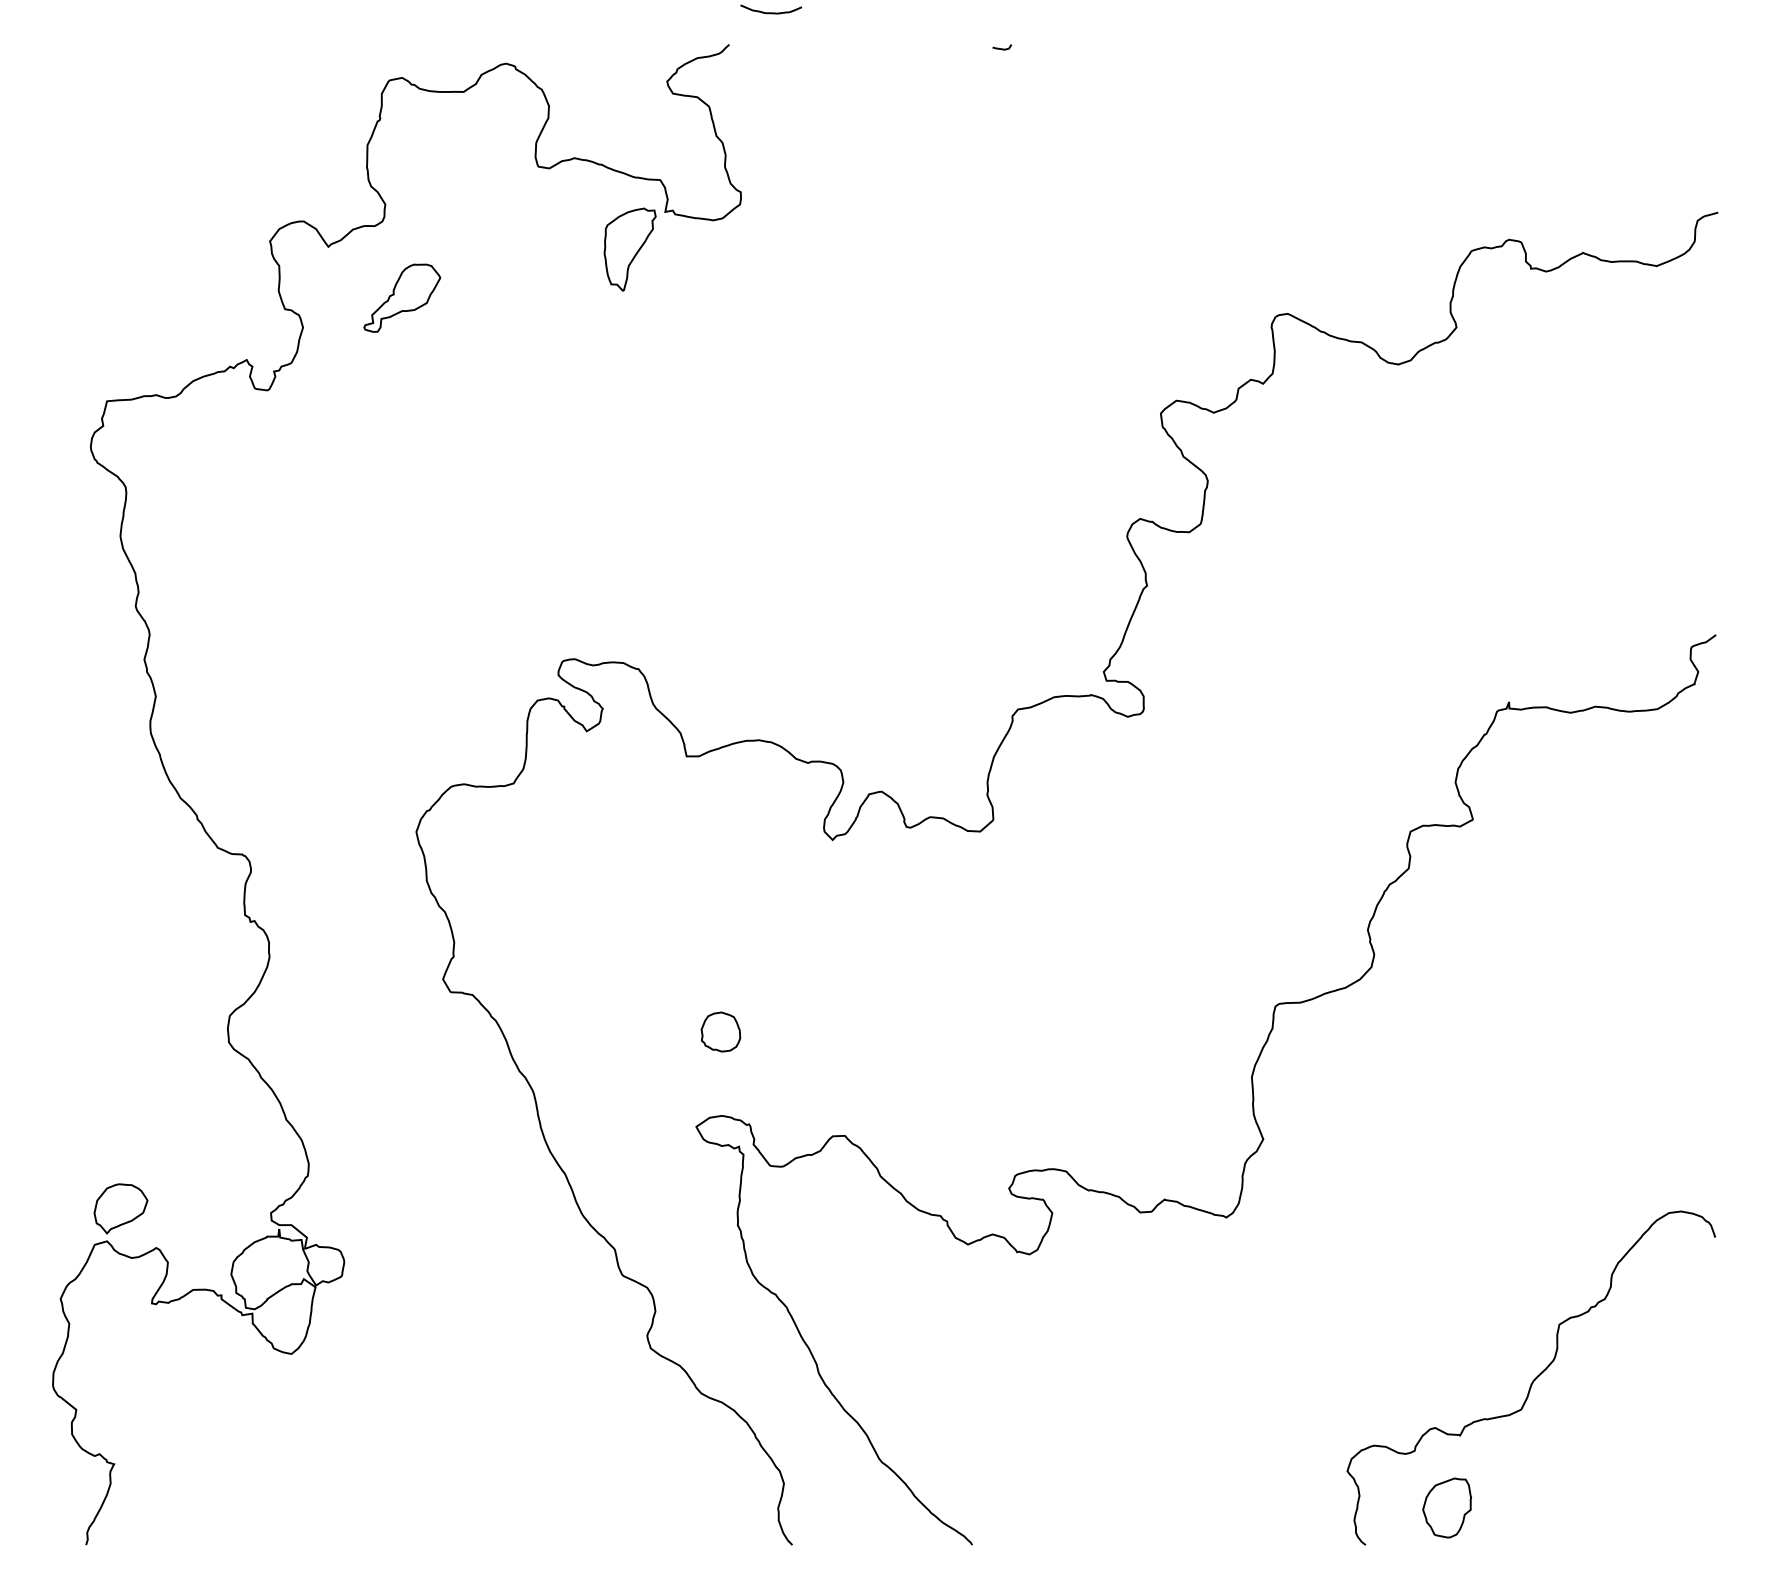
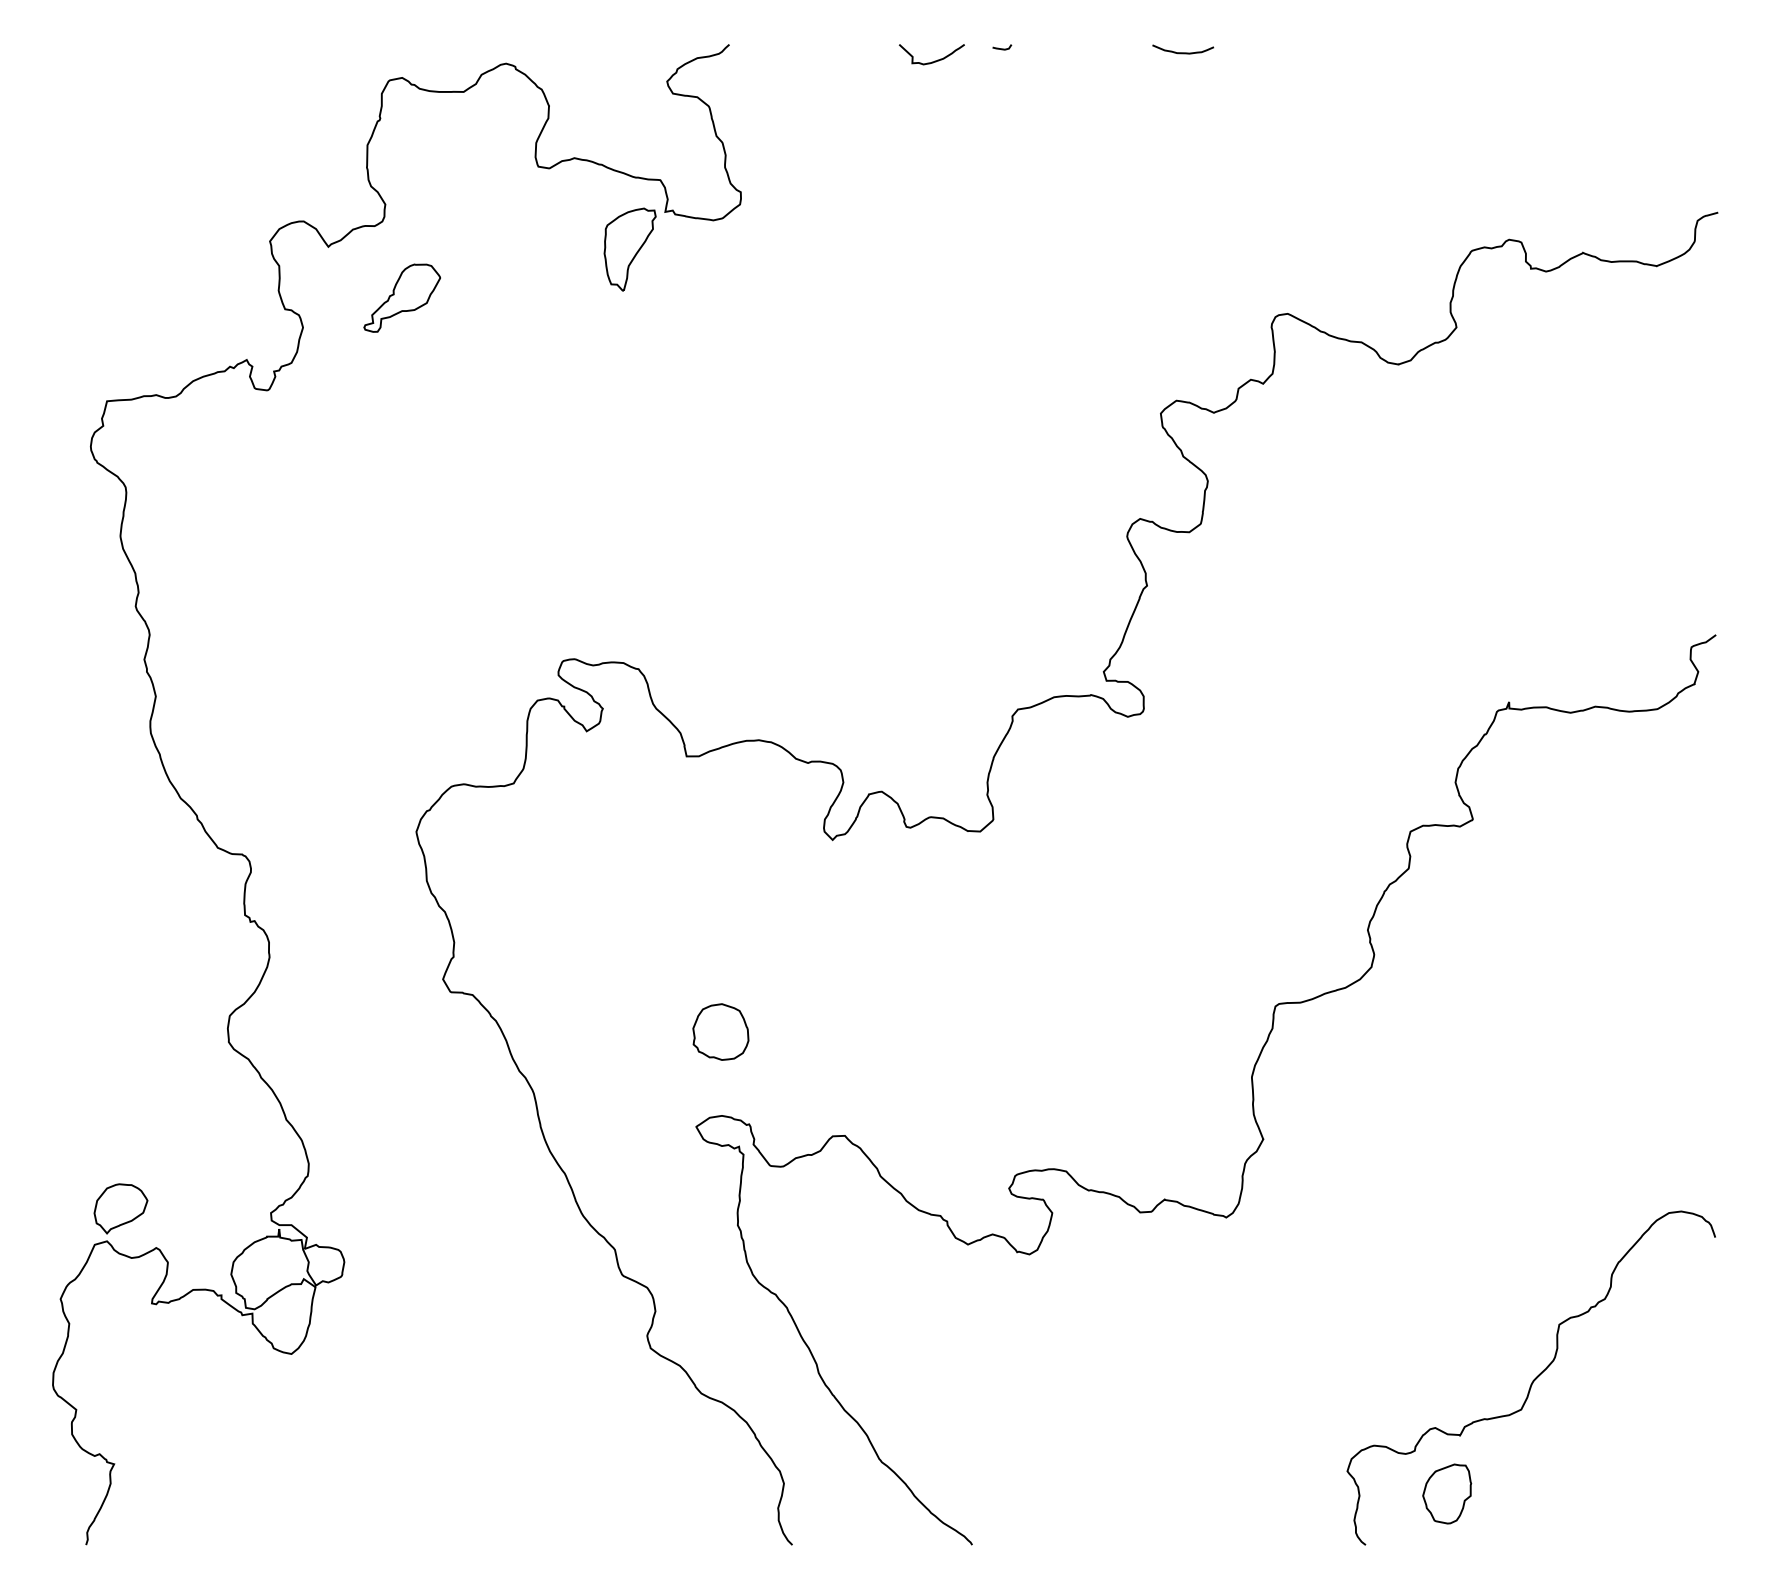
curve position: (771, 12) -> (1183, 52) (1183, 52)
curve: none -> present (934, 60)
part size: 42x42 px -> 58x58 px (720, 1031)
part position: (1447, 1507) -> (1447, 1493) (1447, 1493)
